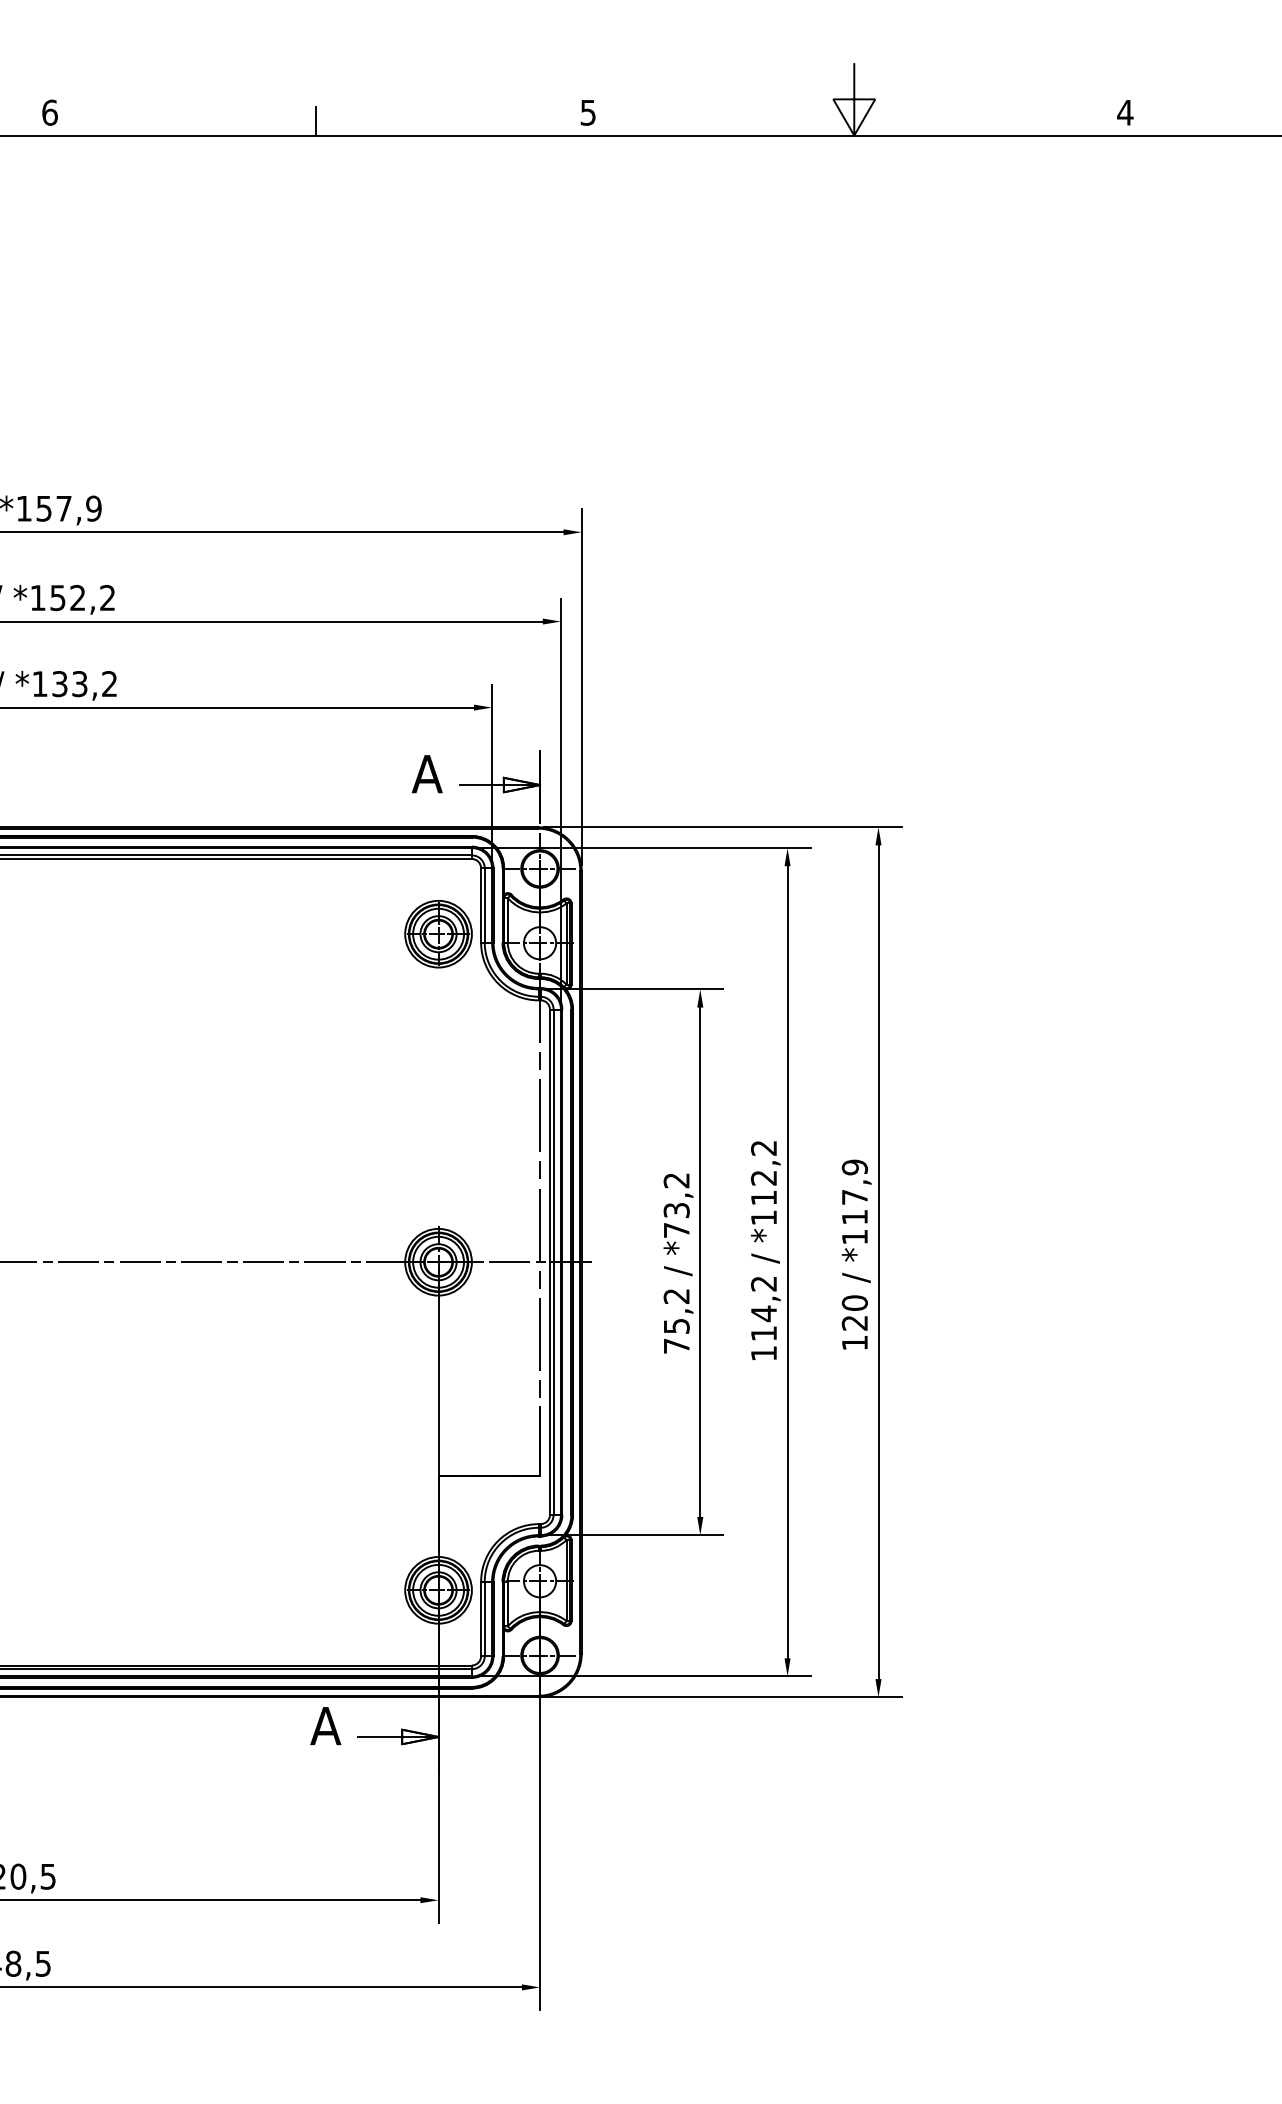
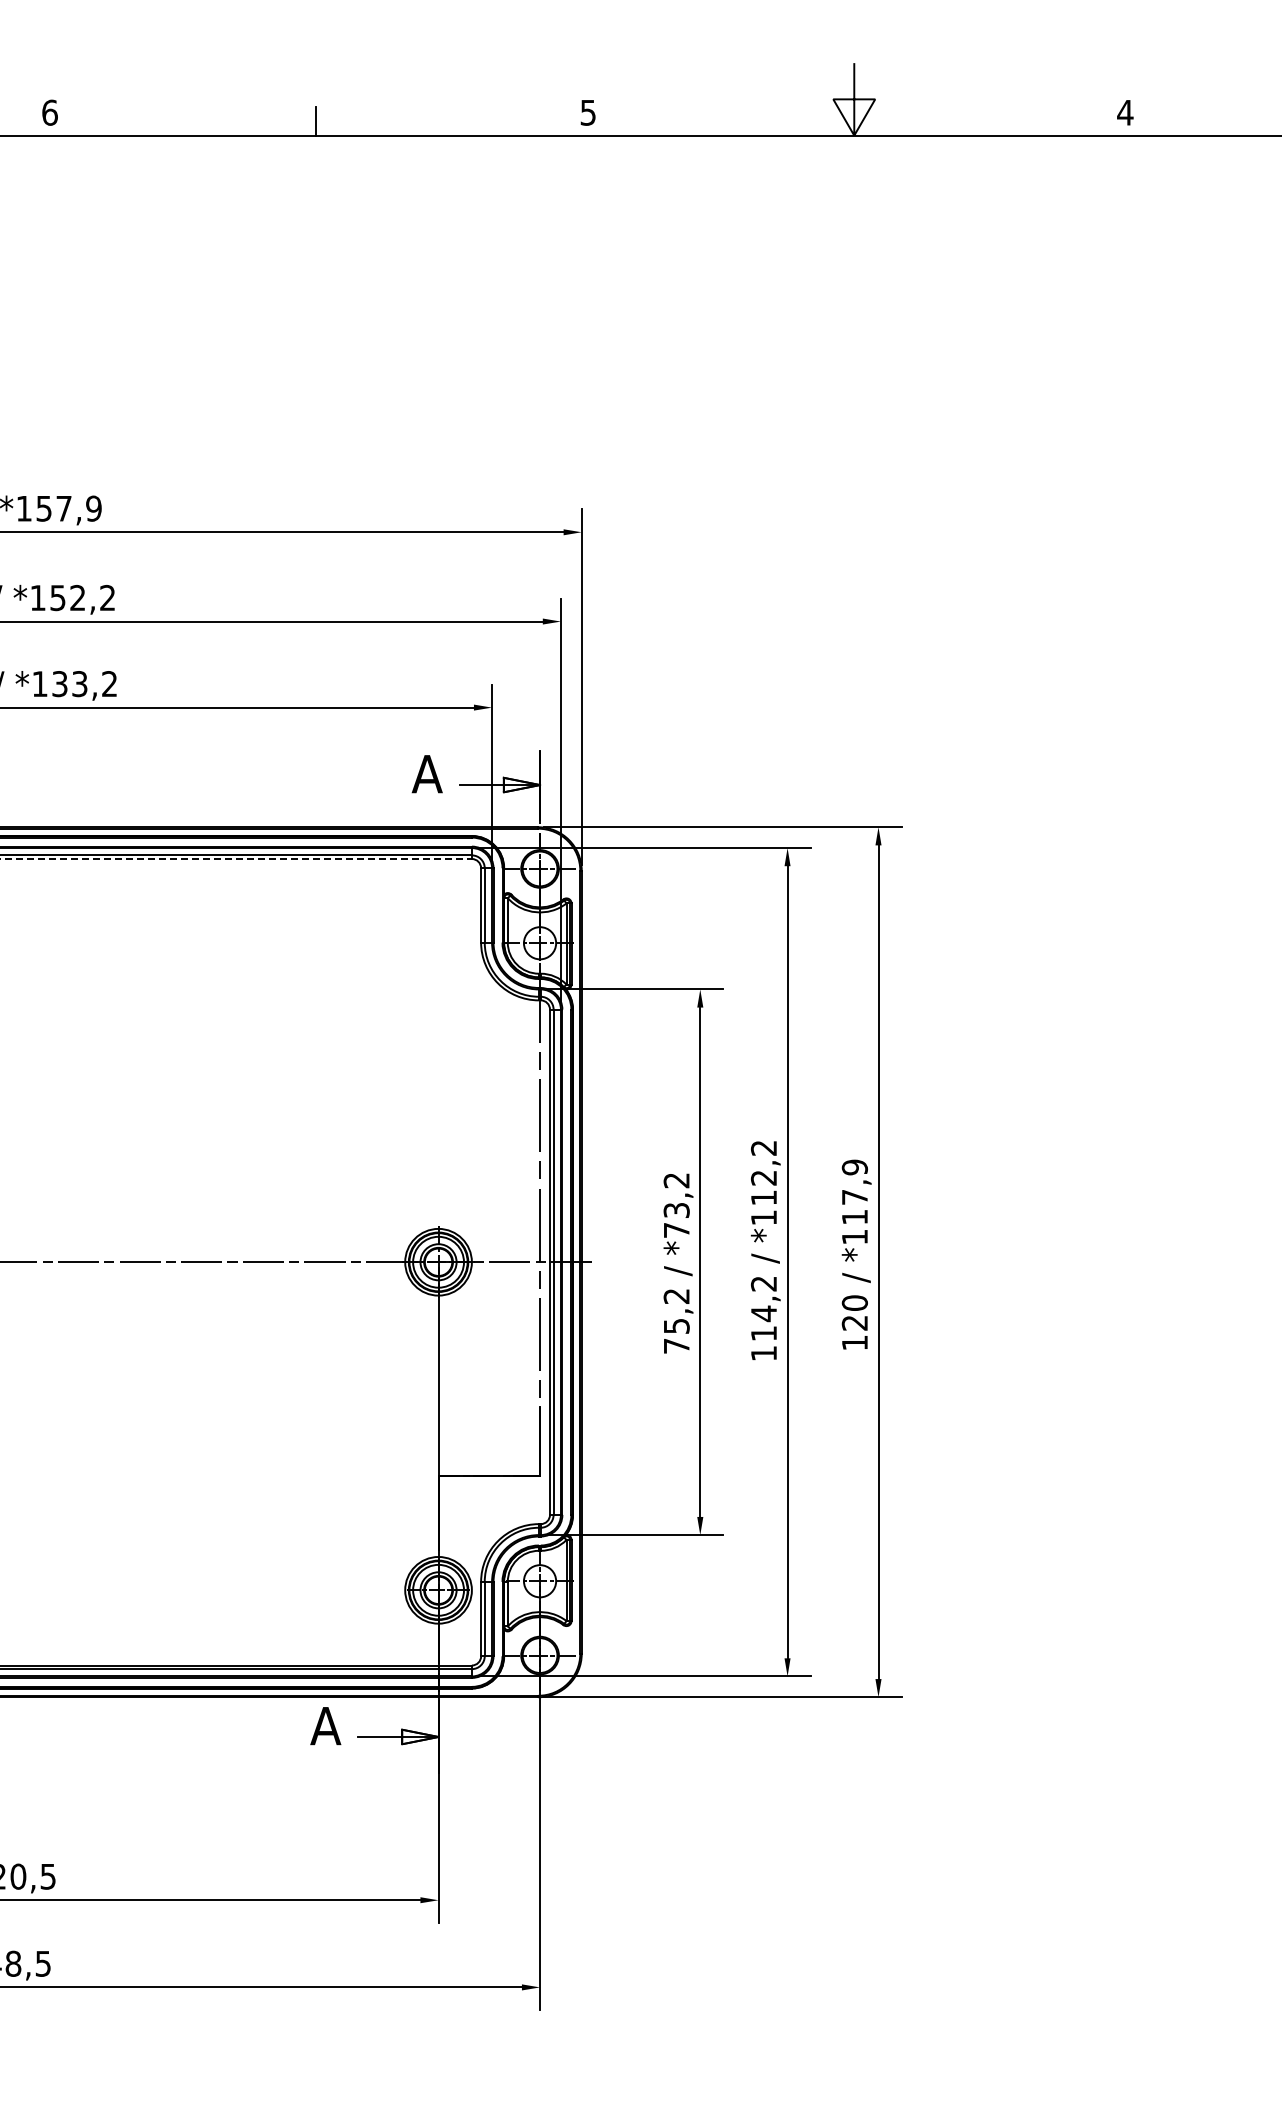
line: solid -> dashed (236, 859)
part: present -> none (438, 934)
